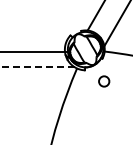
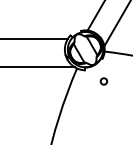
line position: (34, 51) -> (34, 38) (34, 38)
line: dashed -> solid (37, 67)
circle size: 13x13 px -> 9x9 px (103, 81)
